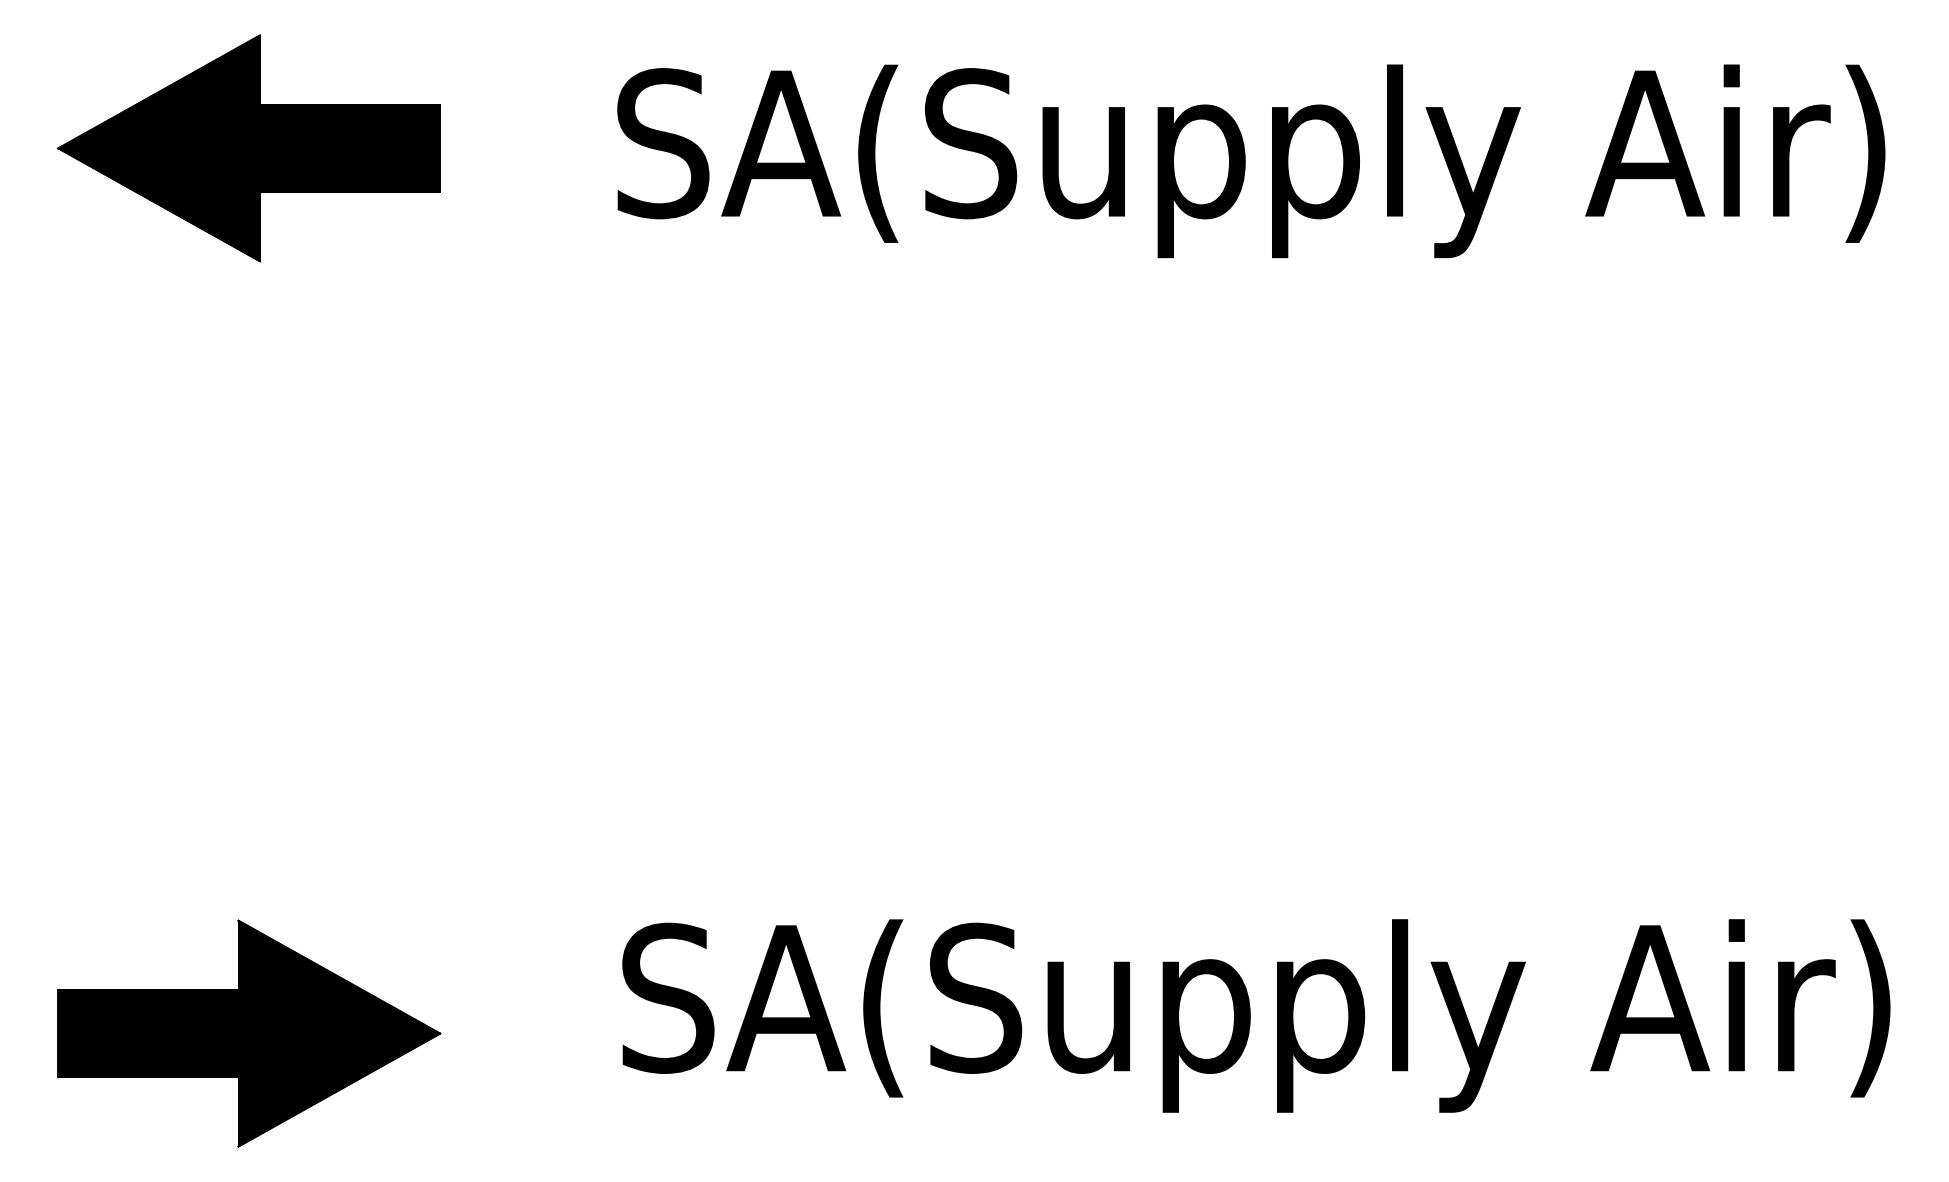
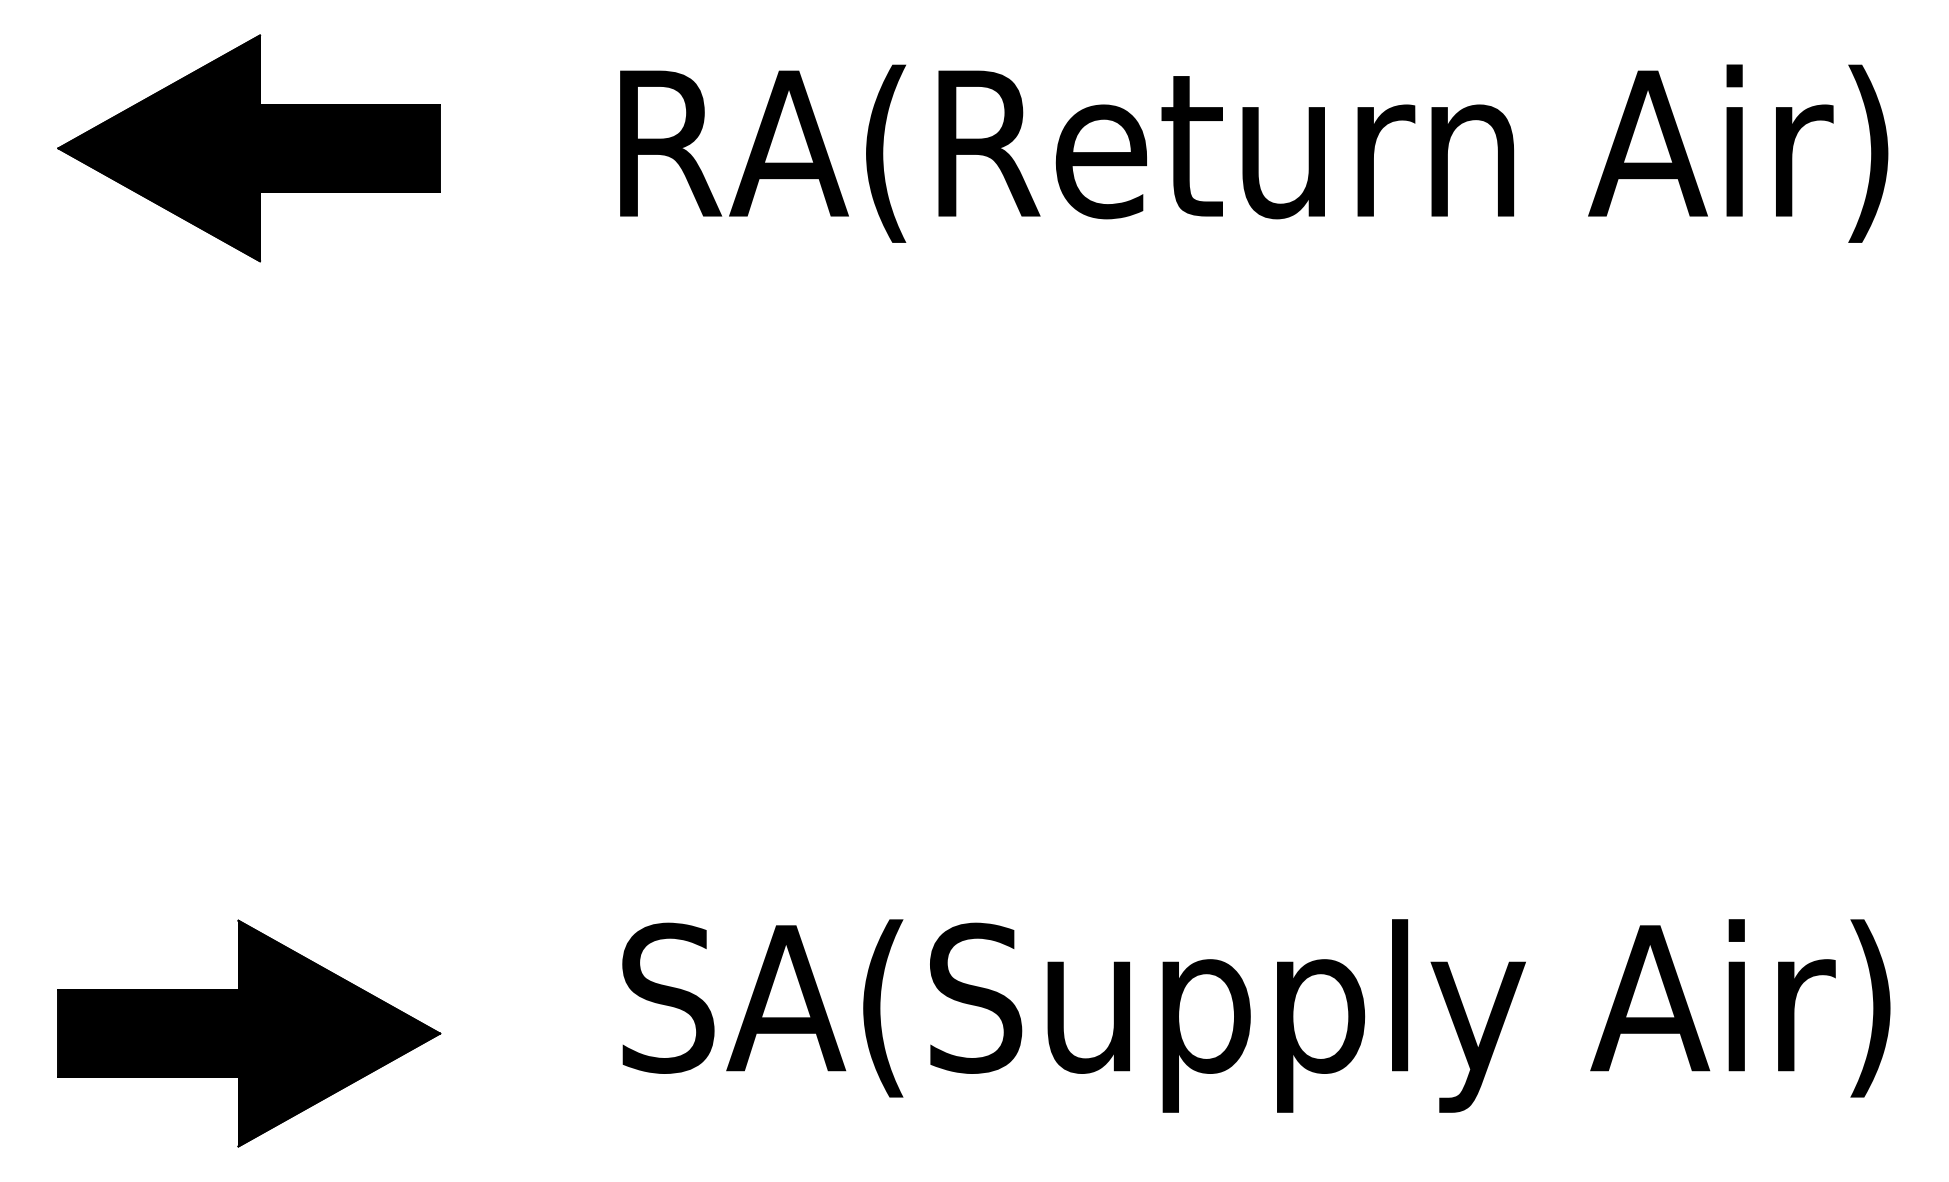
text: SA(Supply Air) -> RA(Return Air) (1252, 161)
